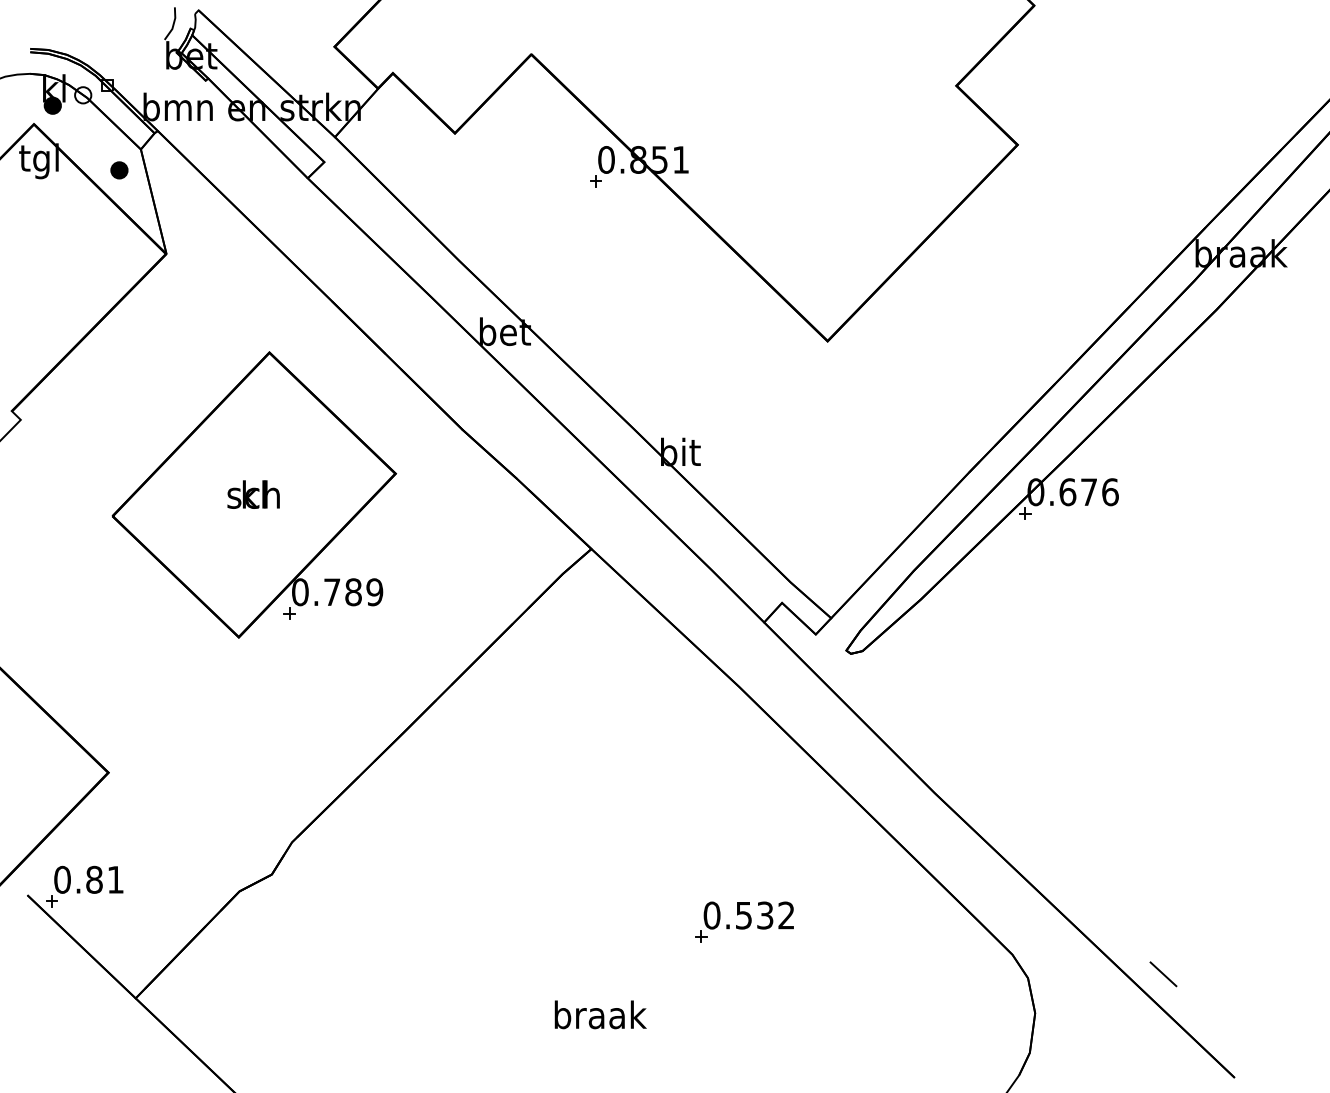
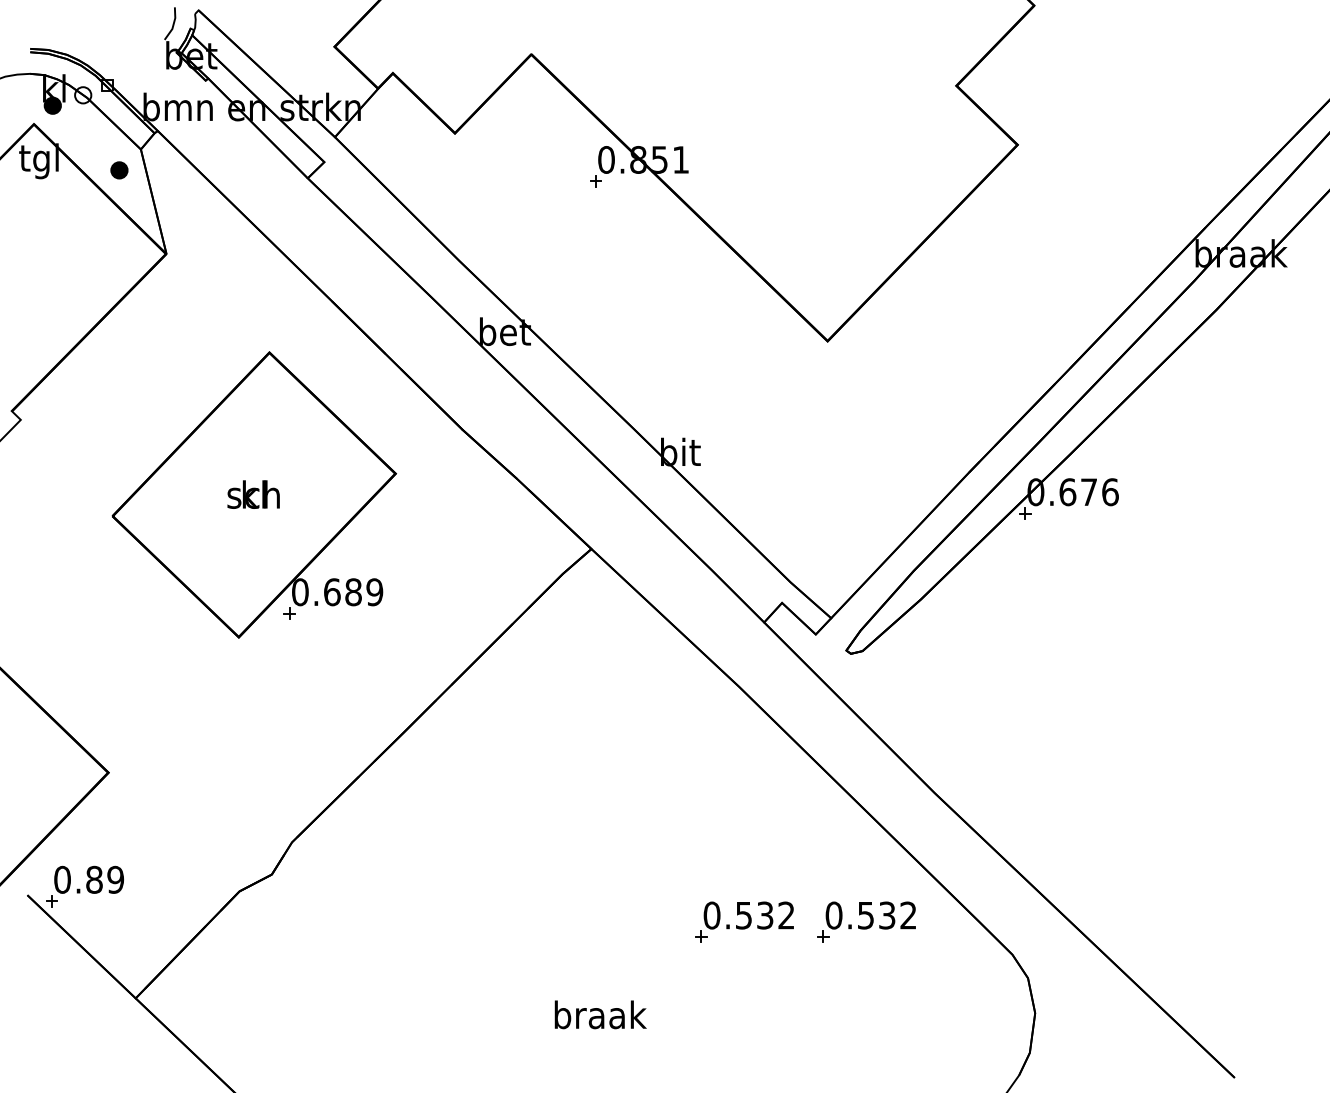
text: 0.789 -> 0.689 (332, 592)
text: 0.81 -> 0.89 (115, 879)
part: none -> present (866, 921)
line: present -> none (1163, 974)
